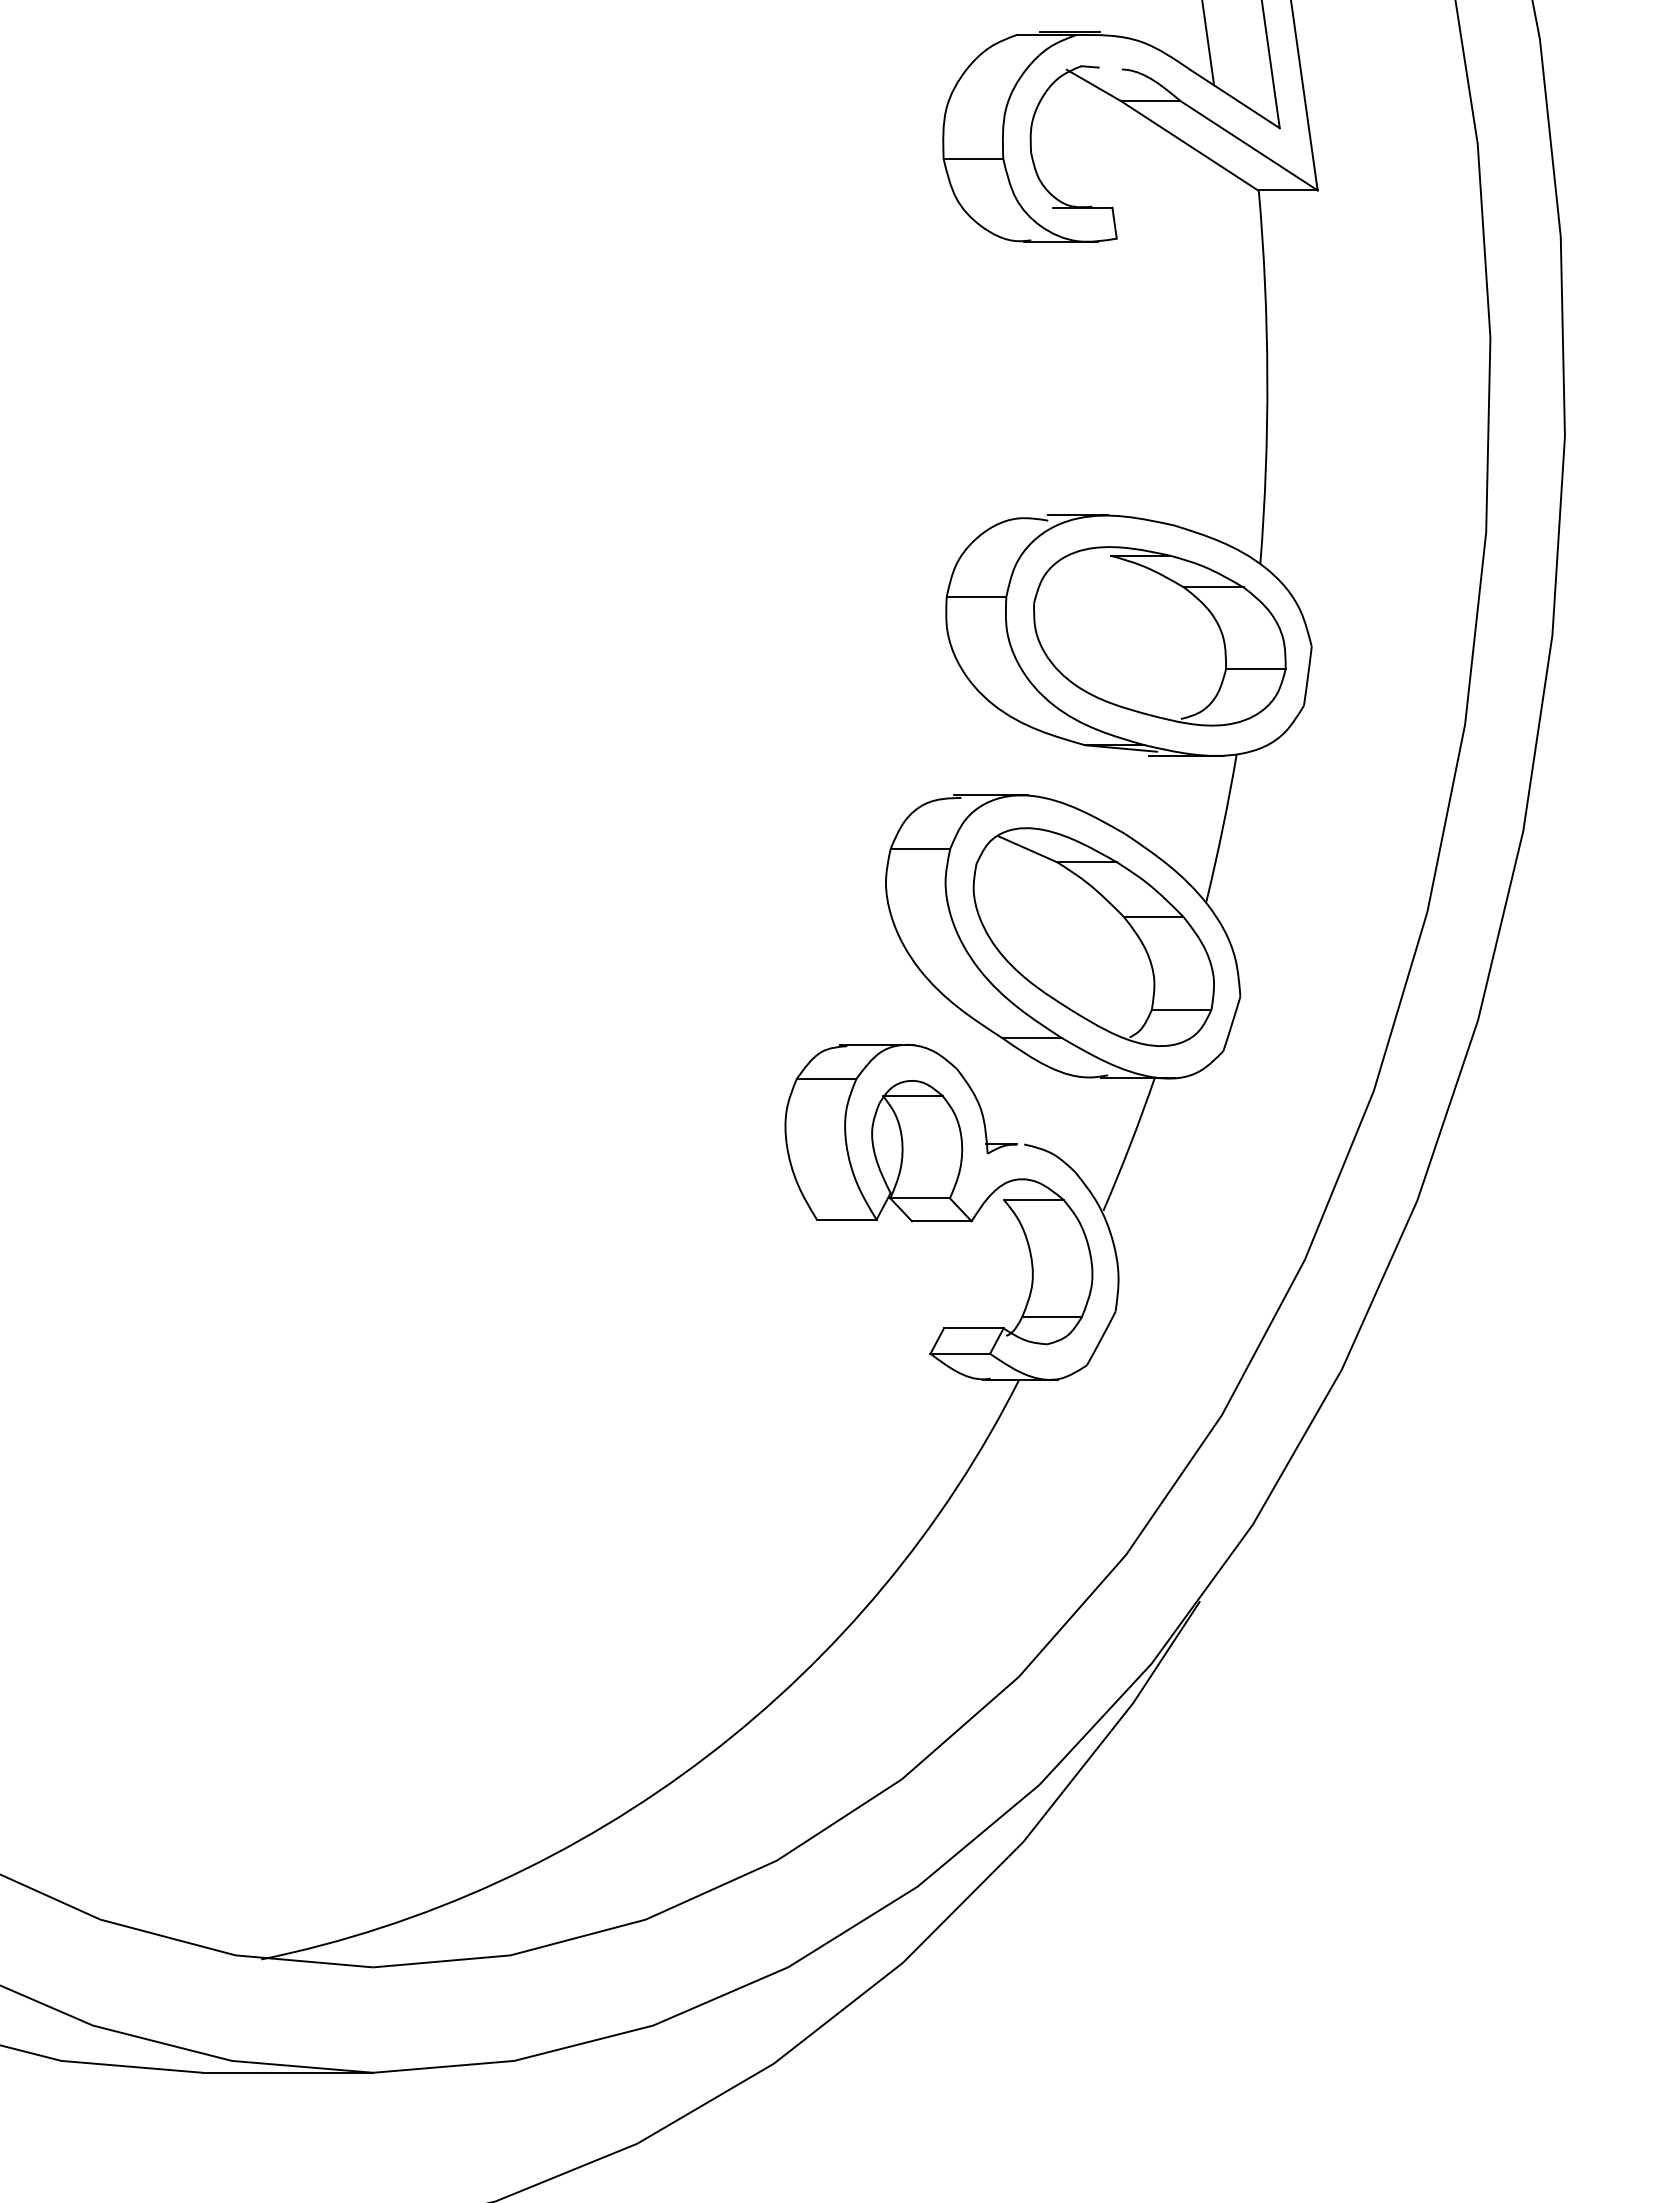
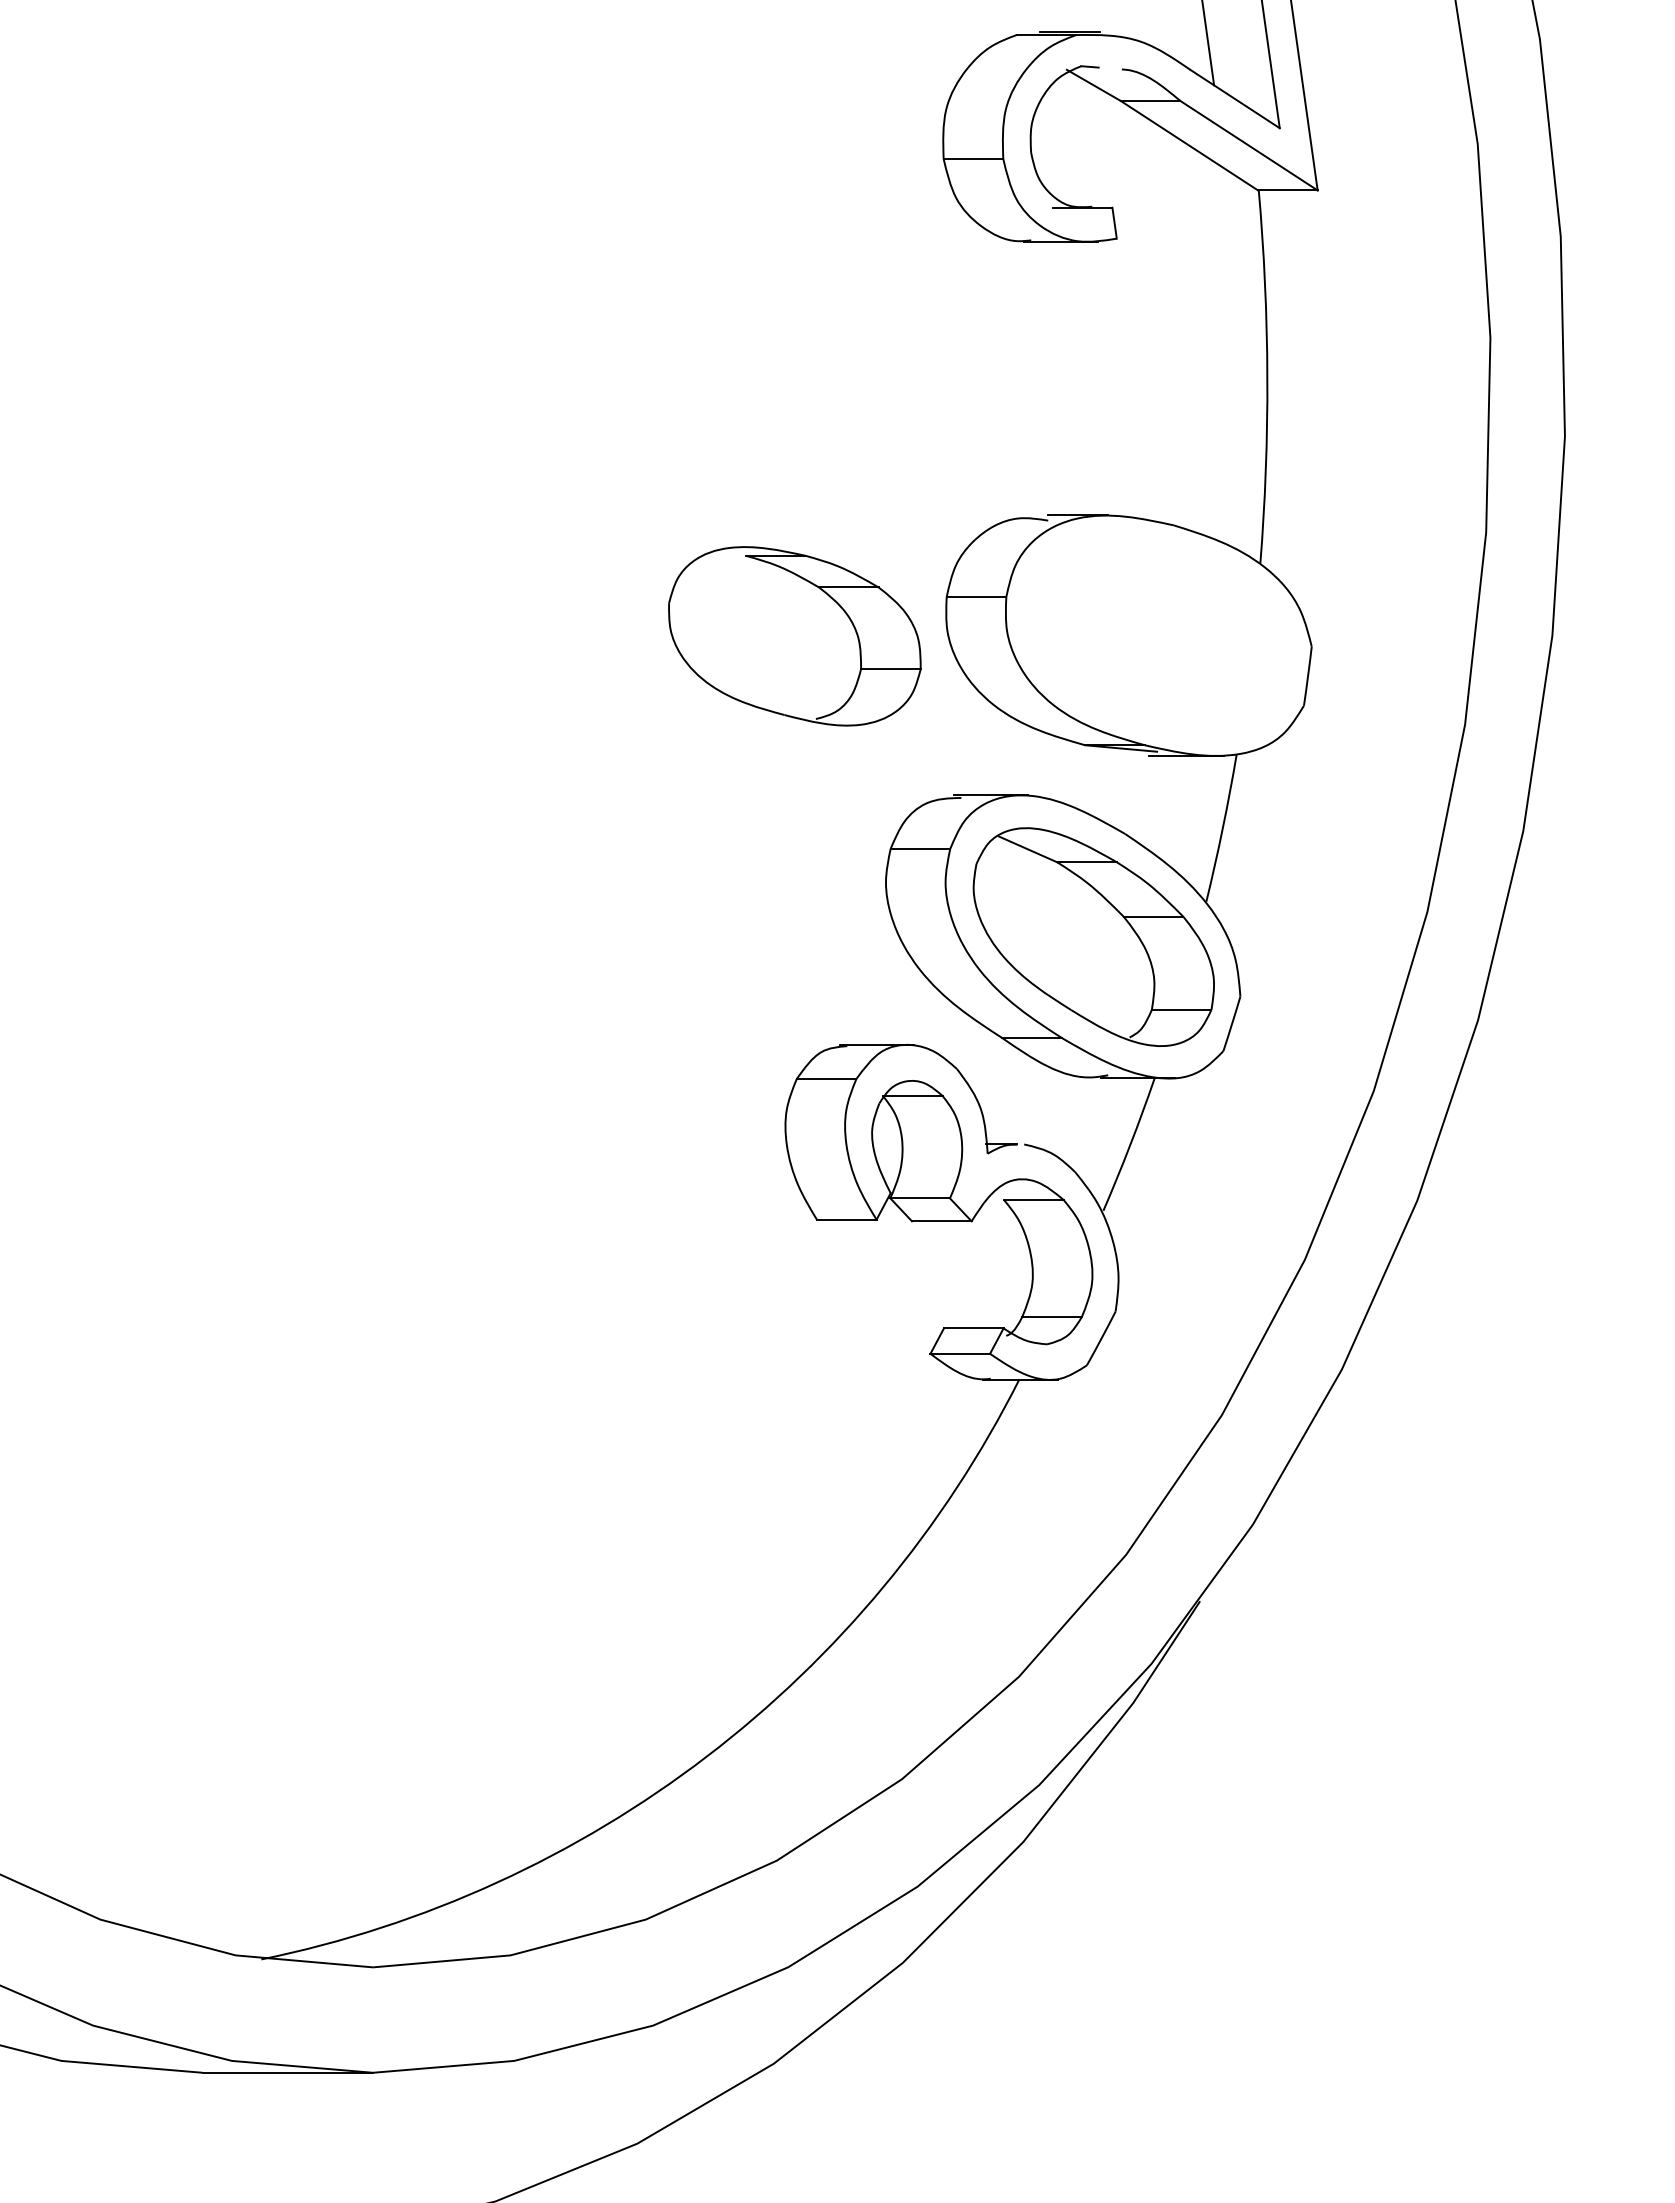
part position: (1159, 636) -> (794, 636) (794, 636)
